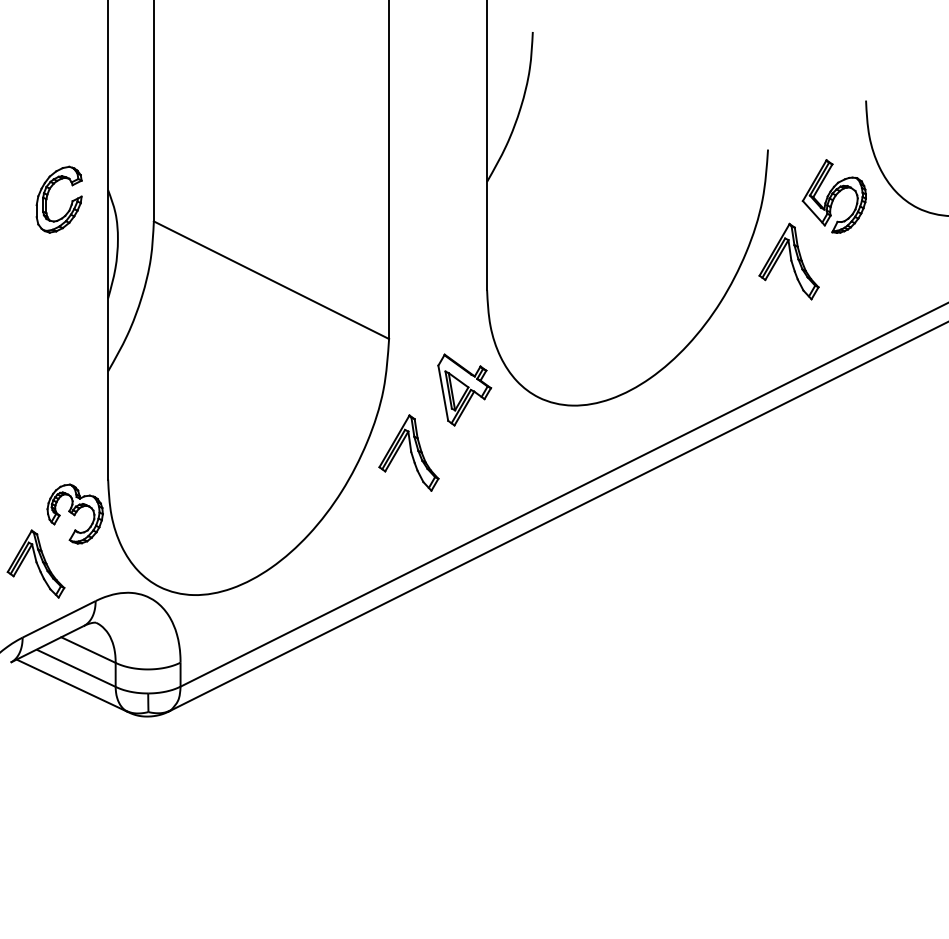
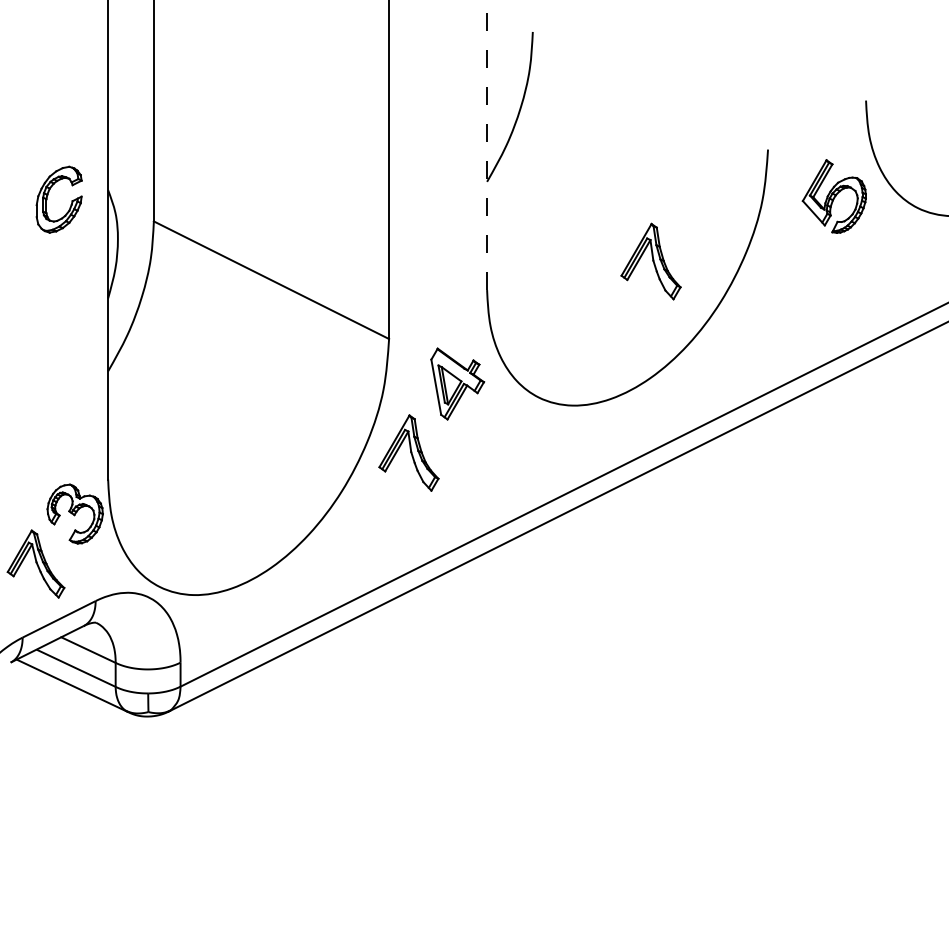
line: solid -> dashed (487, 145)
part position: (788, 261) -> (650, 261) (650, 261)
part position: (464, 389) -> (457, 383) (457, 383)
